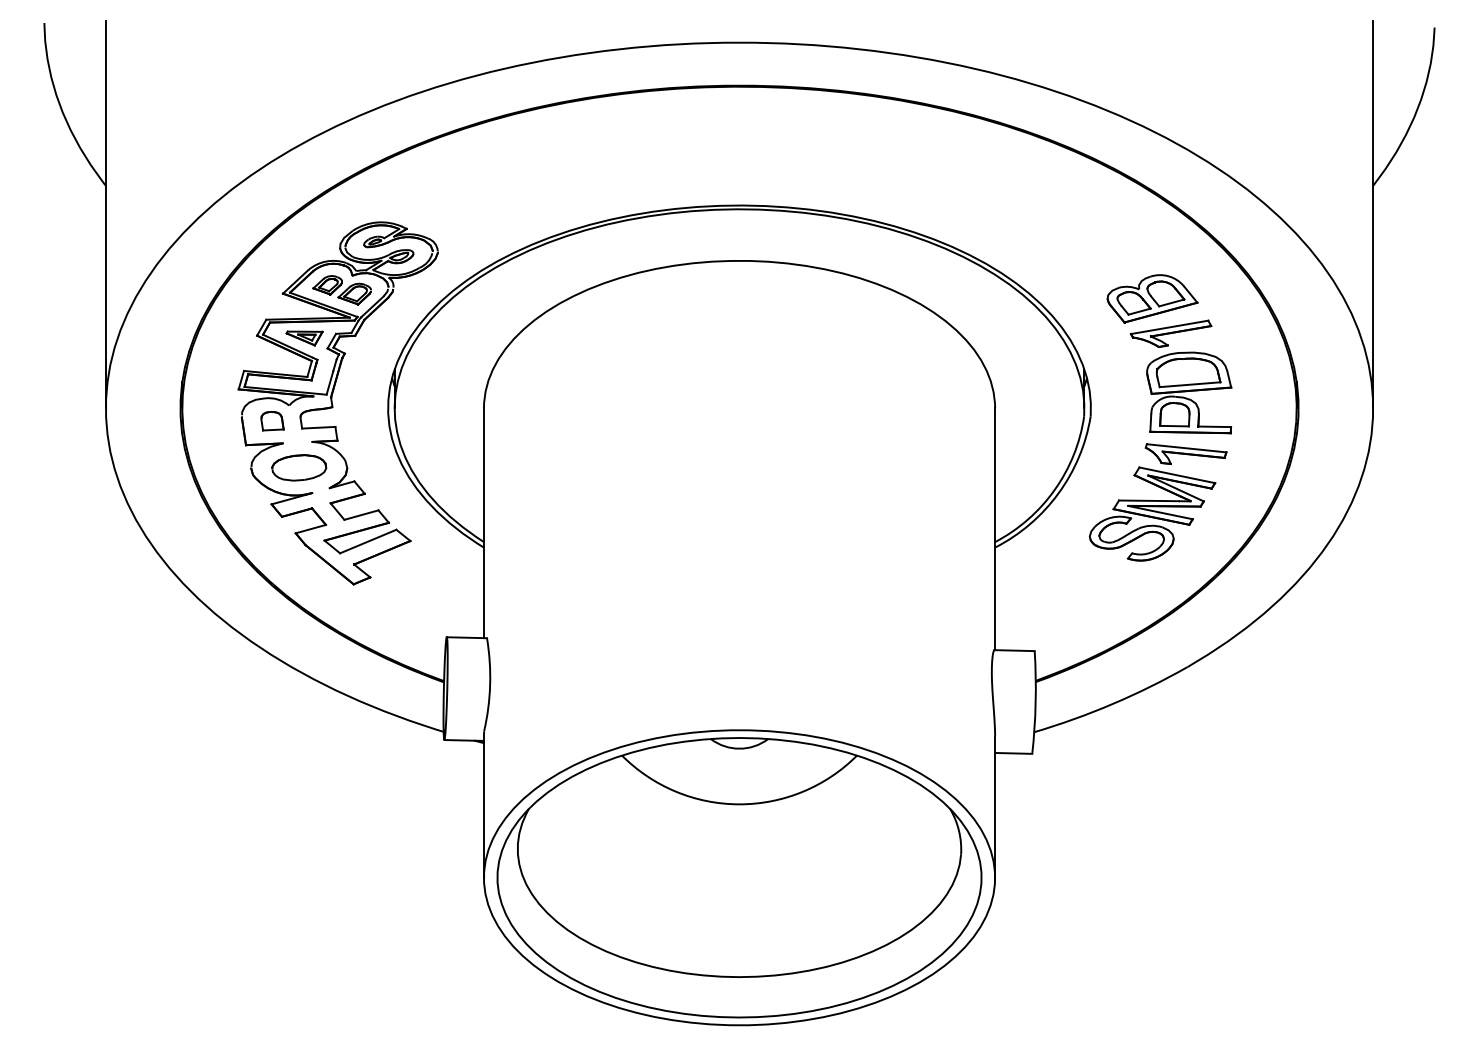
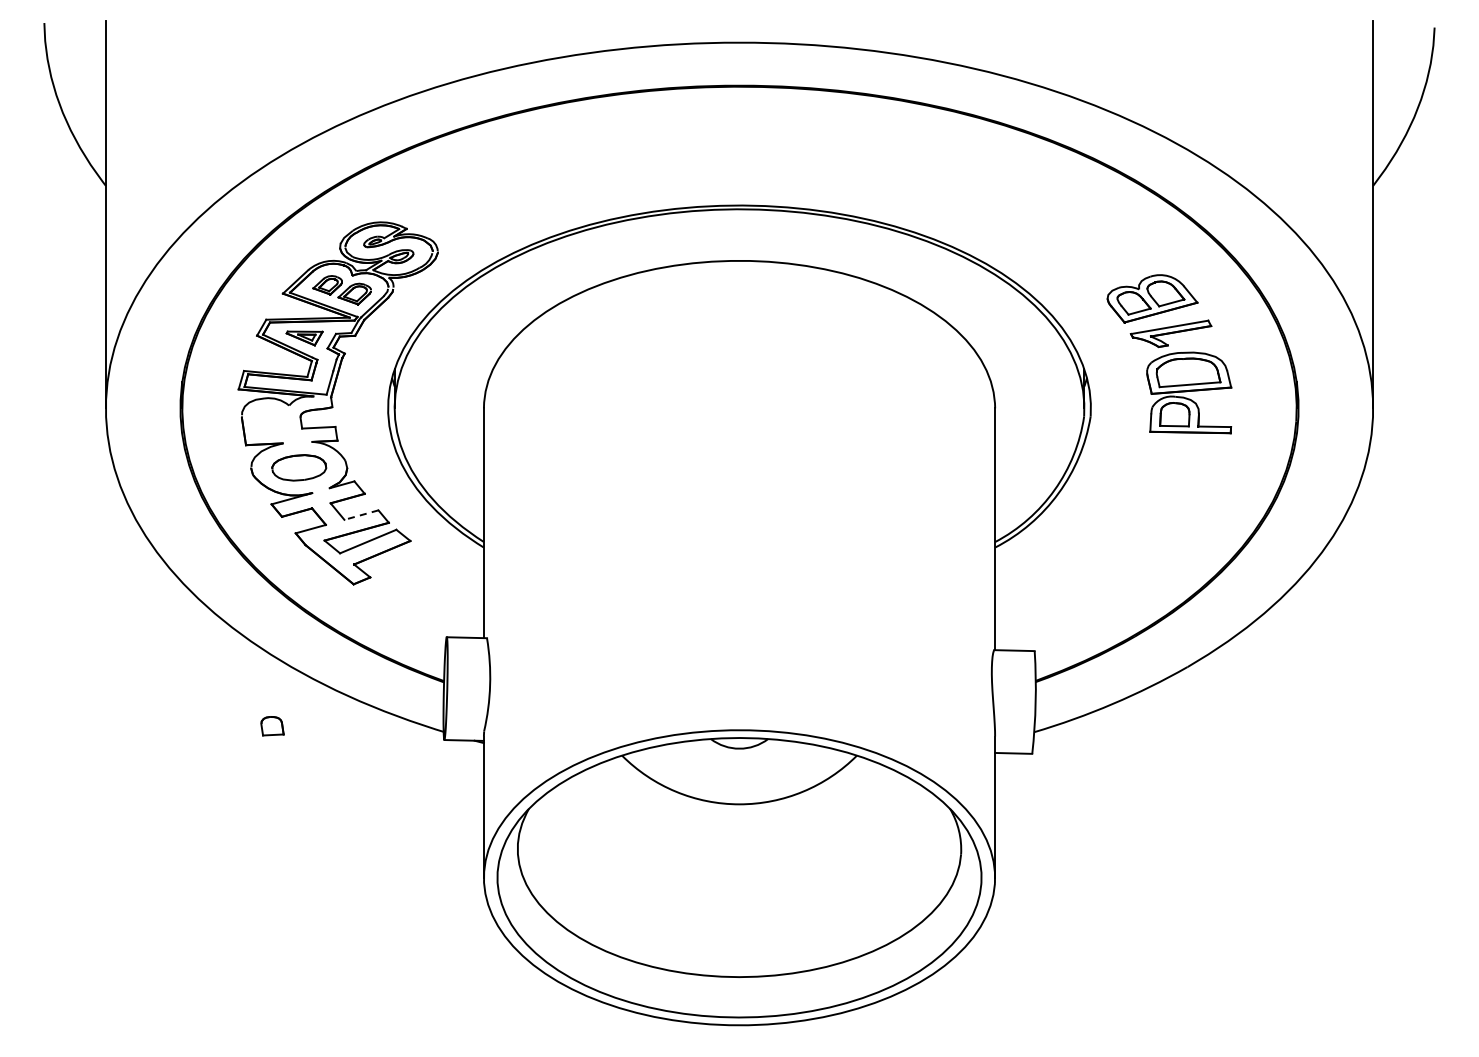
part position: (272, 421) -> (272, 726) (272, 726)
part: present -> none (1157, 502)
line: solid -> dashed (361, 515)
